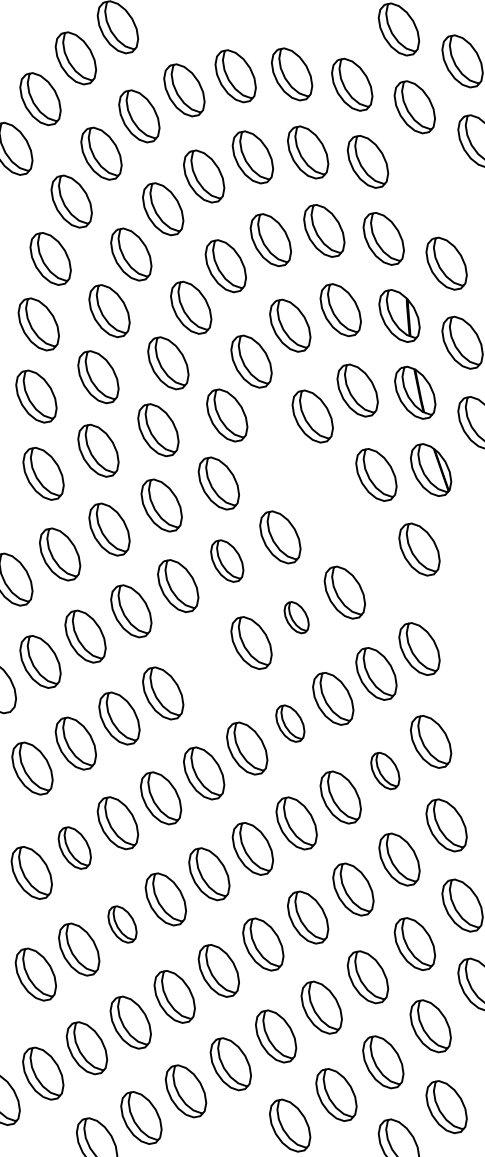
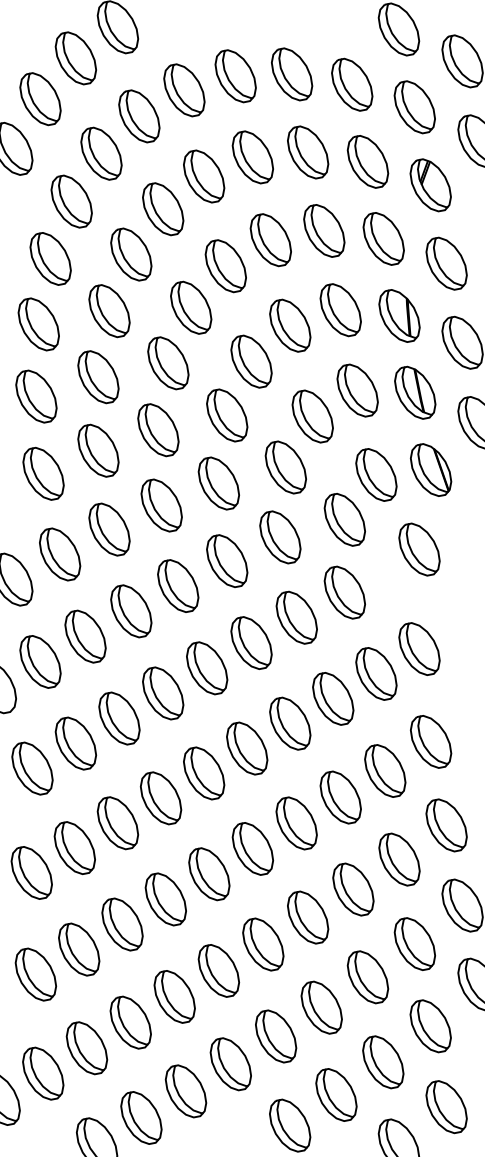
part: none -> present (430, 185)
part: none -> present (285, 467)
part: none -> present (344, 519)
part size: 35x44 px -> 43x54 px (227, 560)
part size: 27x34 px -> 43x55 px (296, 617)
part: none -> present (207, 668)
part size: 31x39 px -> 43x55 px (290, 723)
part size: 31x39 px -> 43x54 px (385, 770)
part size: 35x44 px -> 43x54 px (74, 847)
part size: 31x39 px -> 43x55 px (122, 924)
